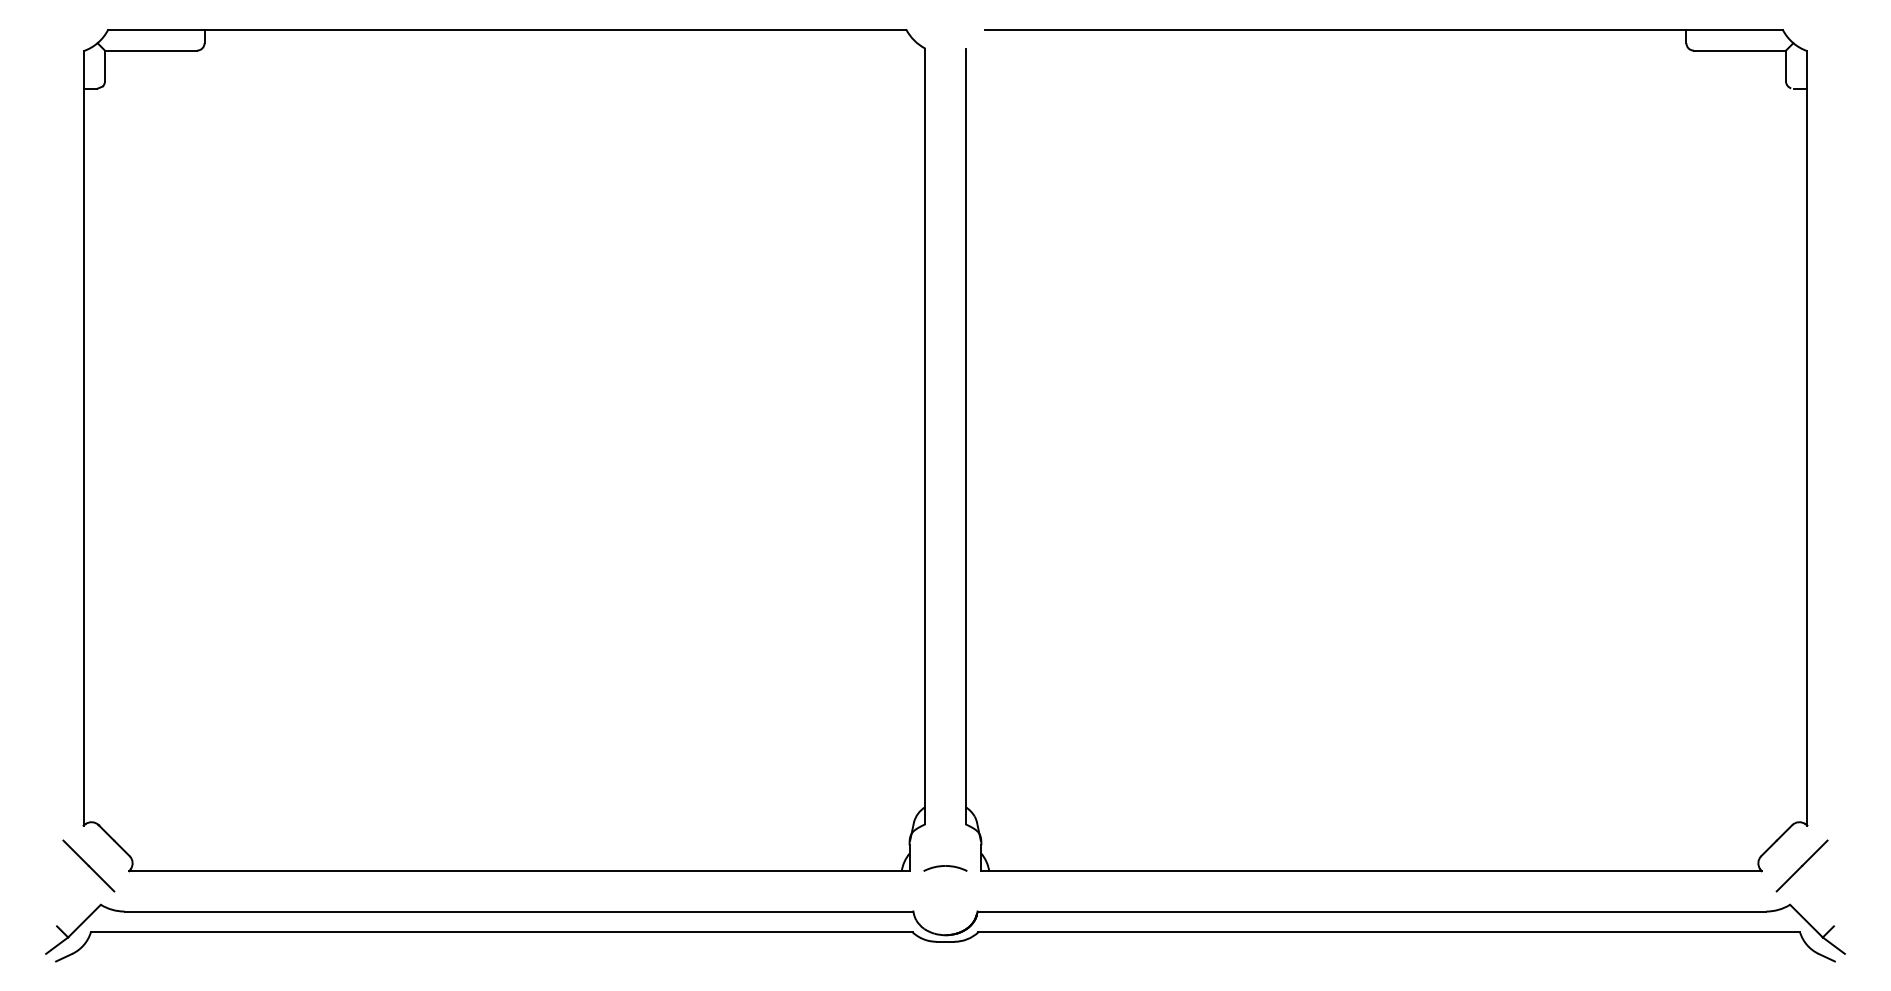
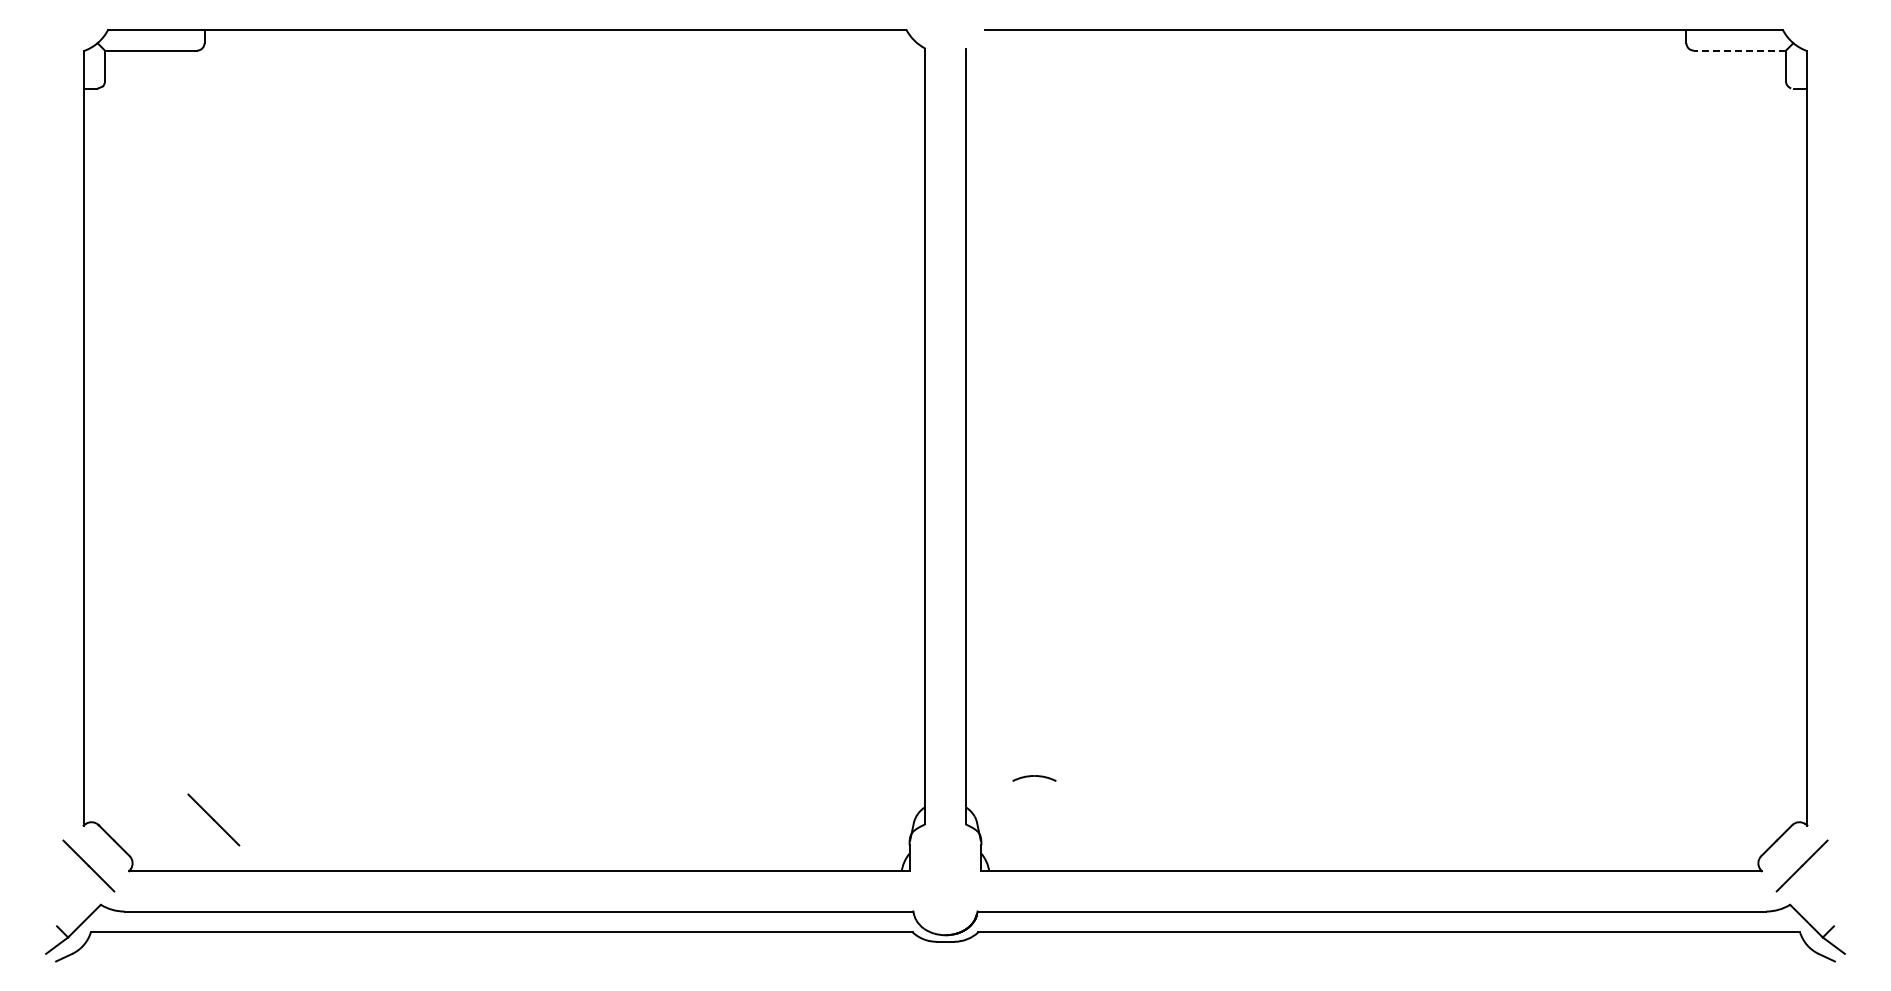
line: solid -> dashed (1739, 50)
line: none -> present (213, 819)
part position: (945, 868) -> (1034, 778) (1034, 778)
